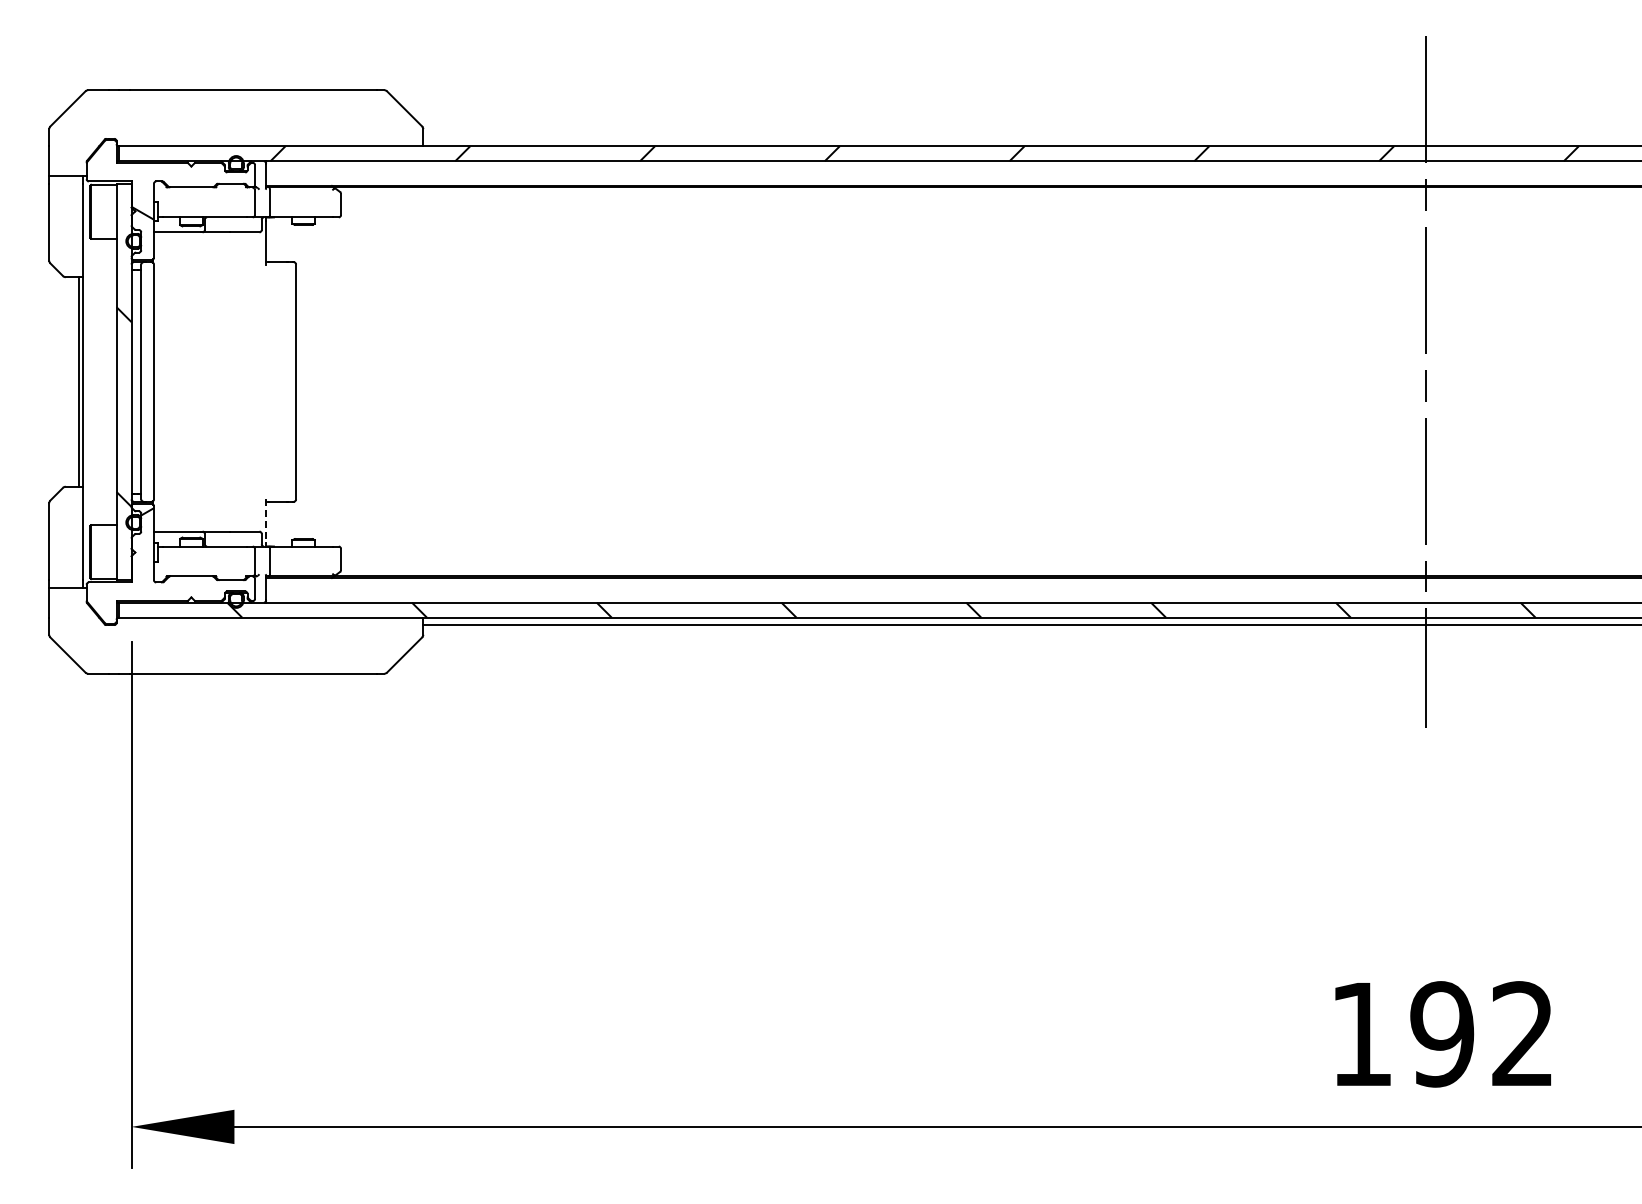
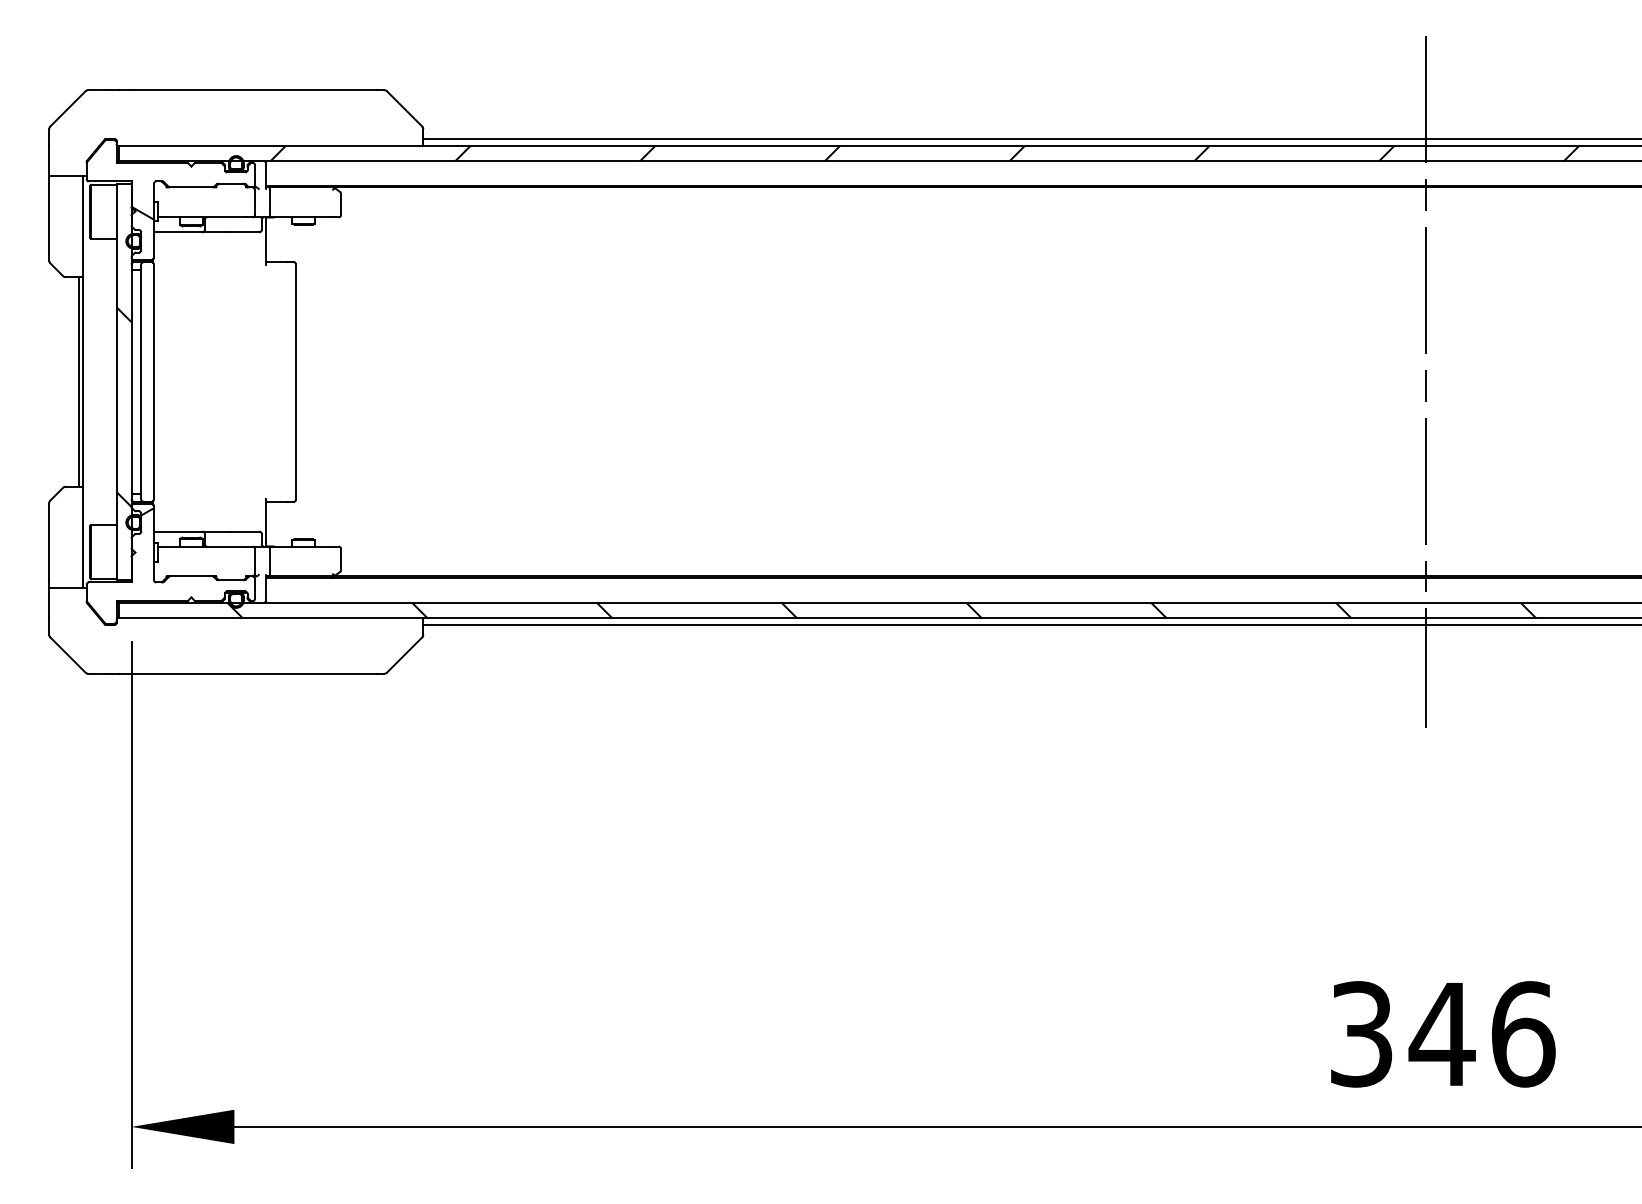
line: none -> present (1030, 138)
line: dashed -> solid (266, 521)
text: 192 -> 346 (1443, 1034)
